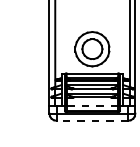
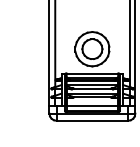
line: dashed -> solid (92, 106)
line: dashed -> solid (92, 120)
